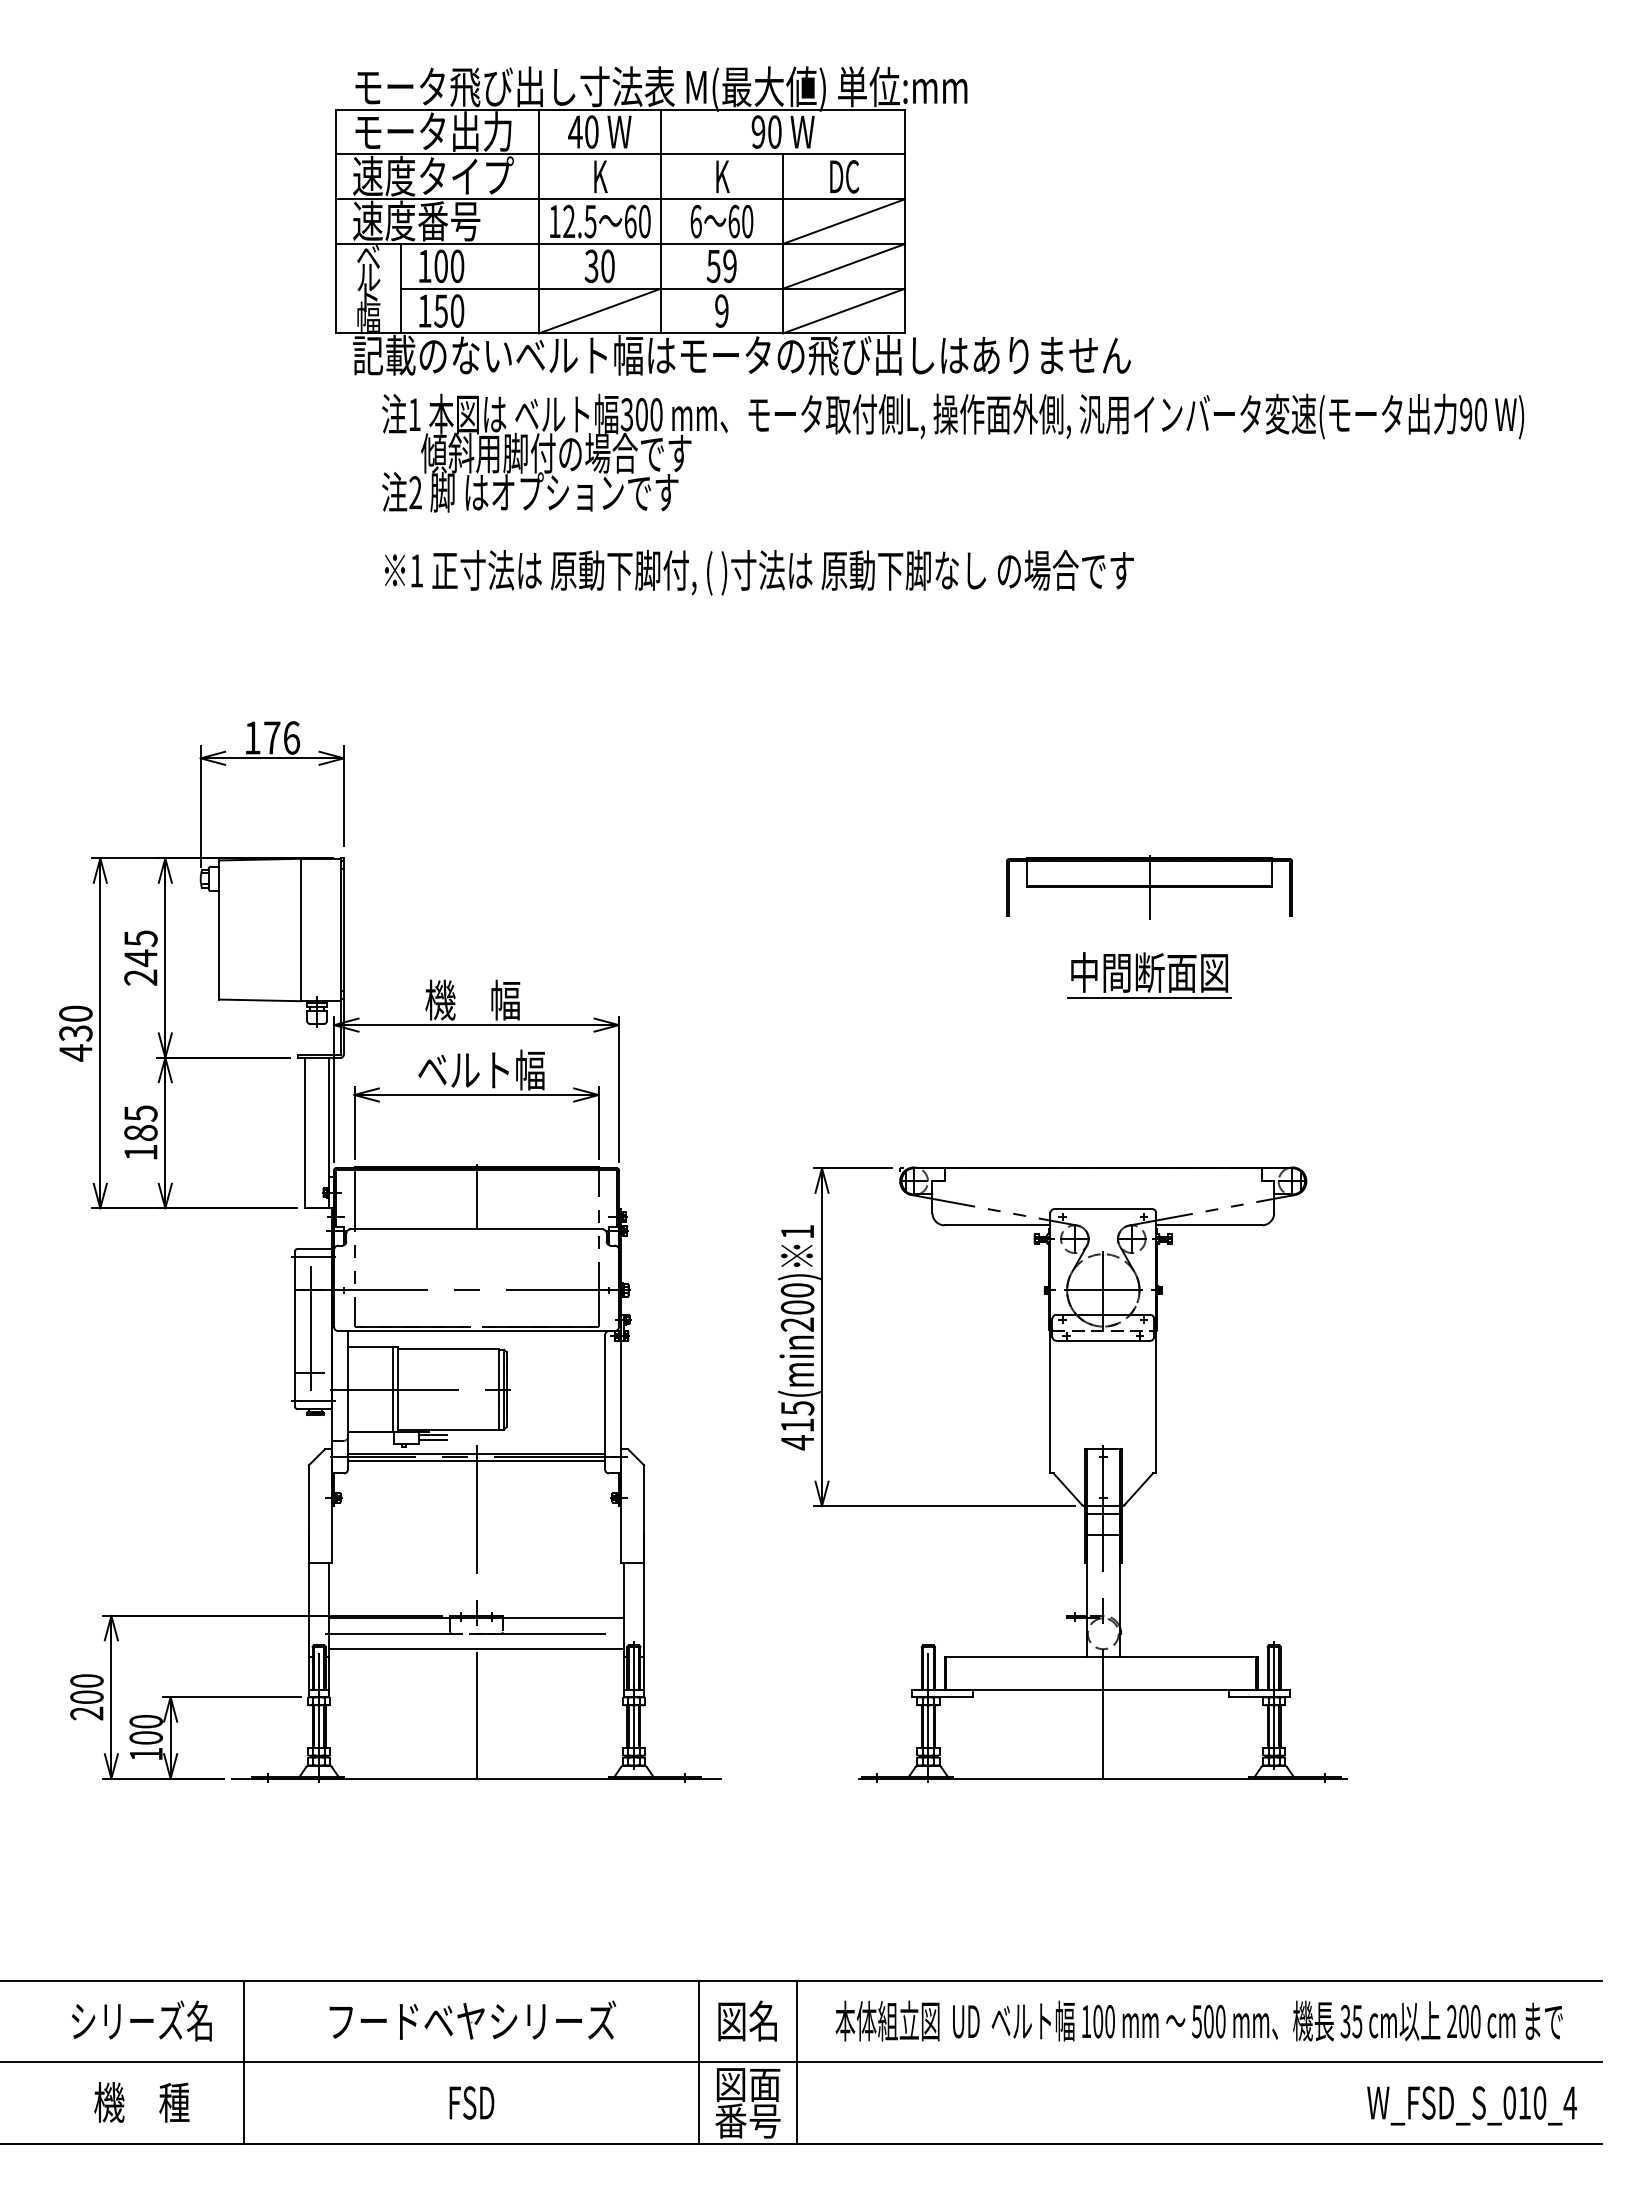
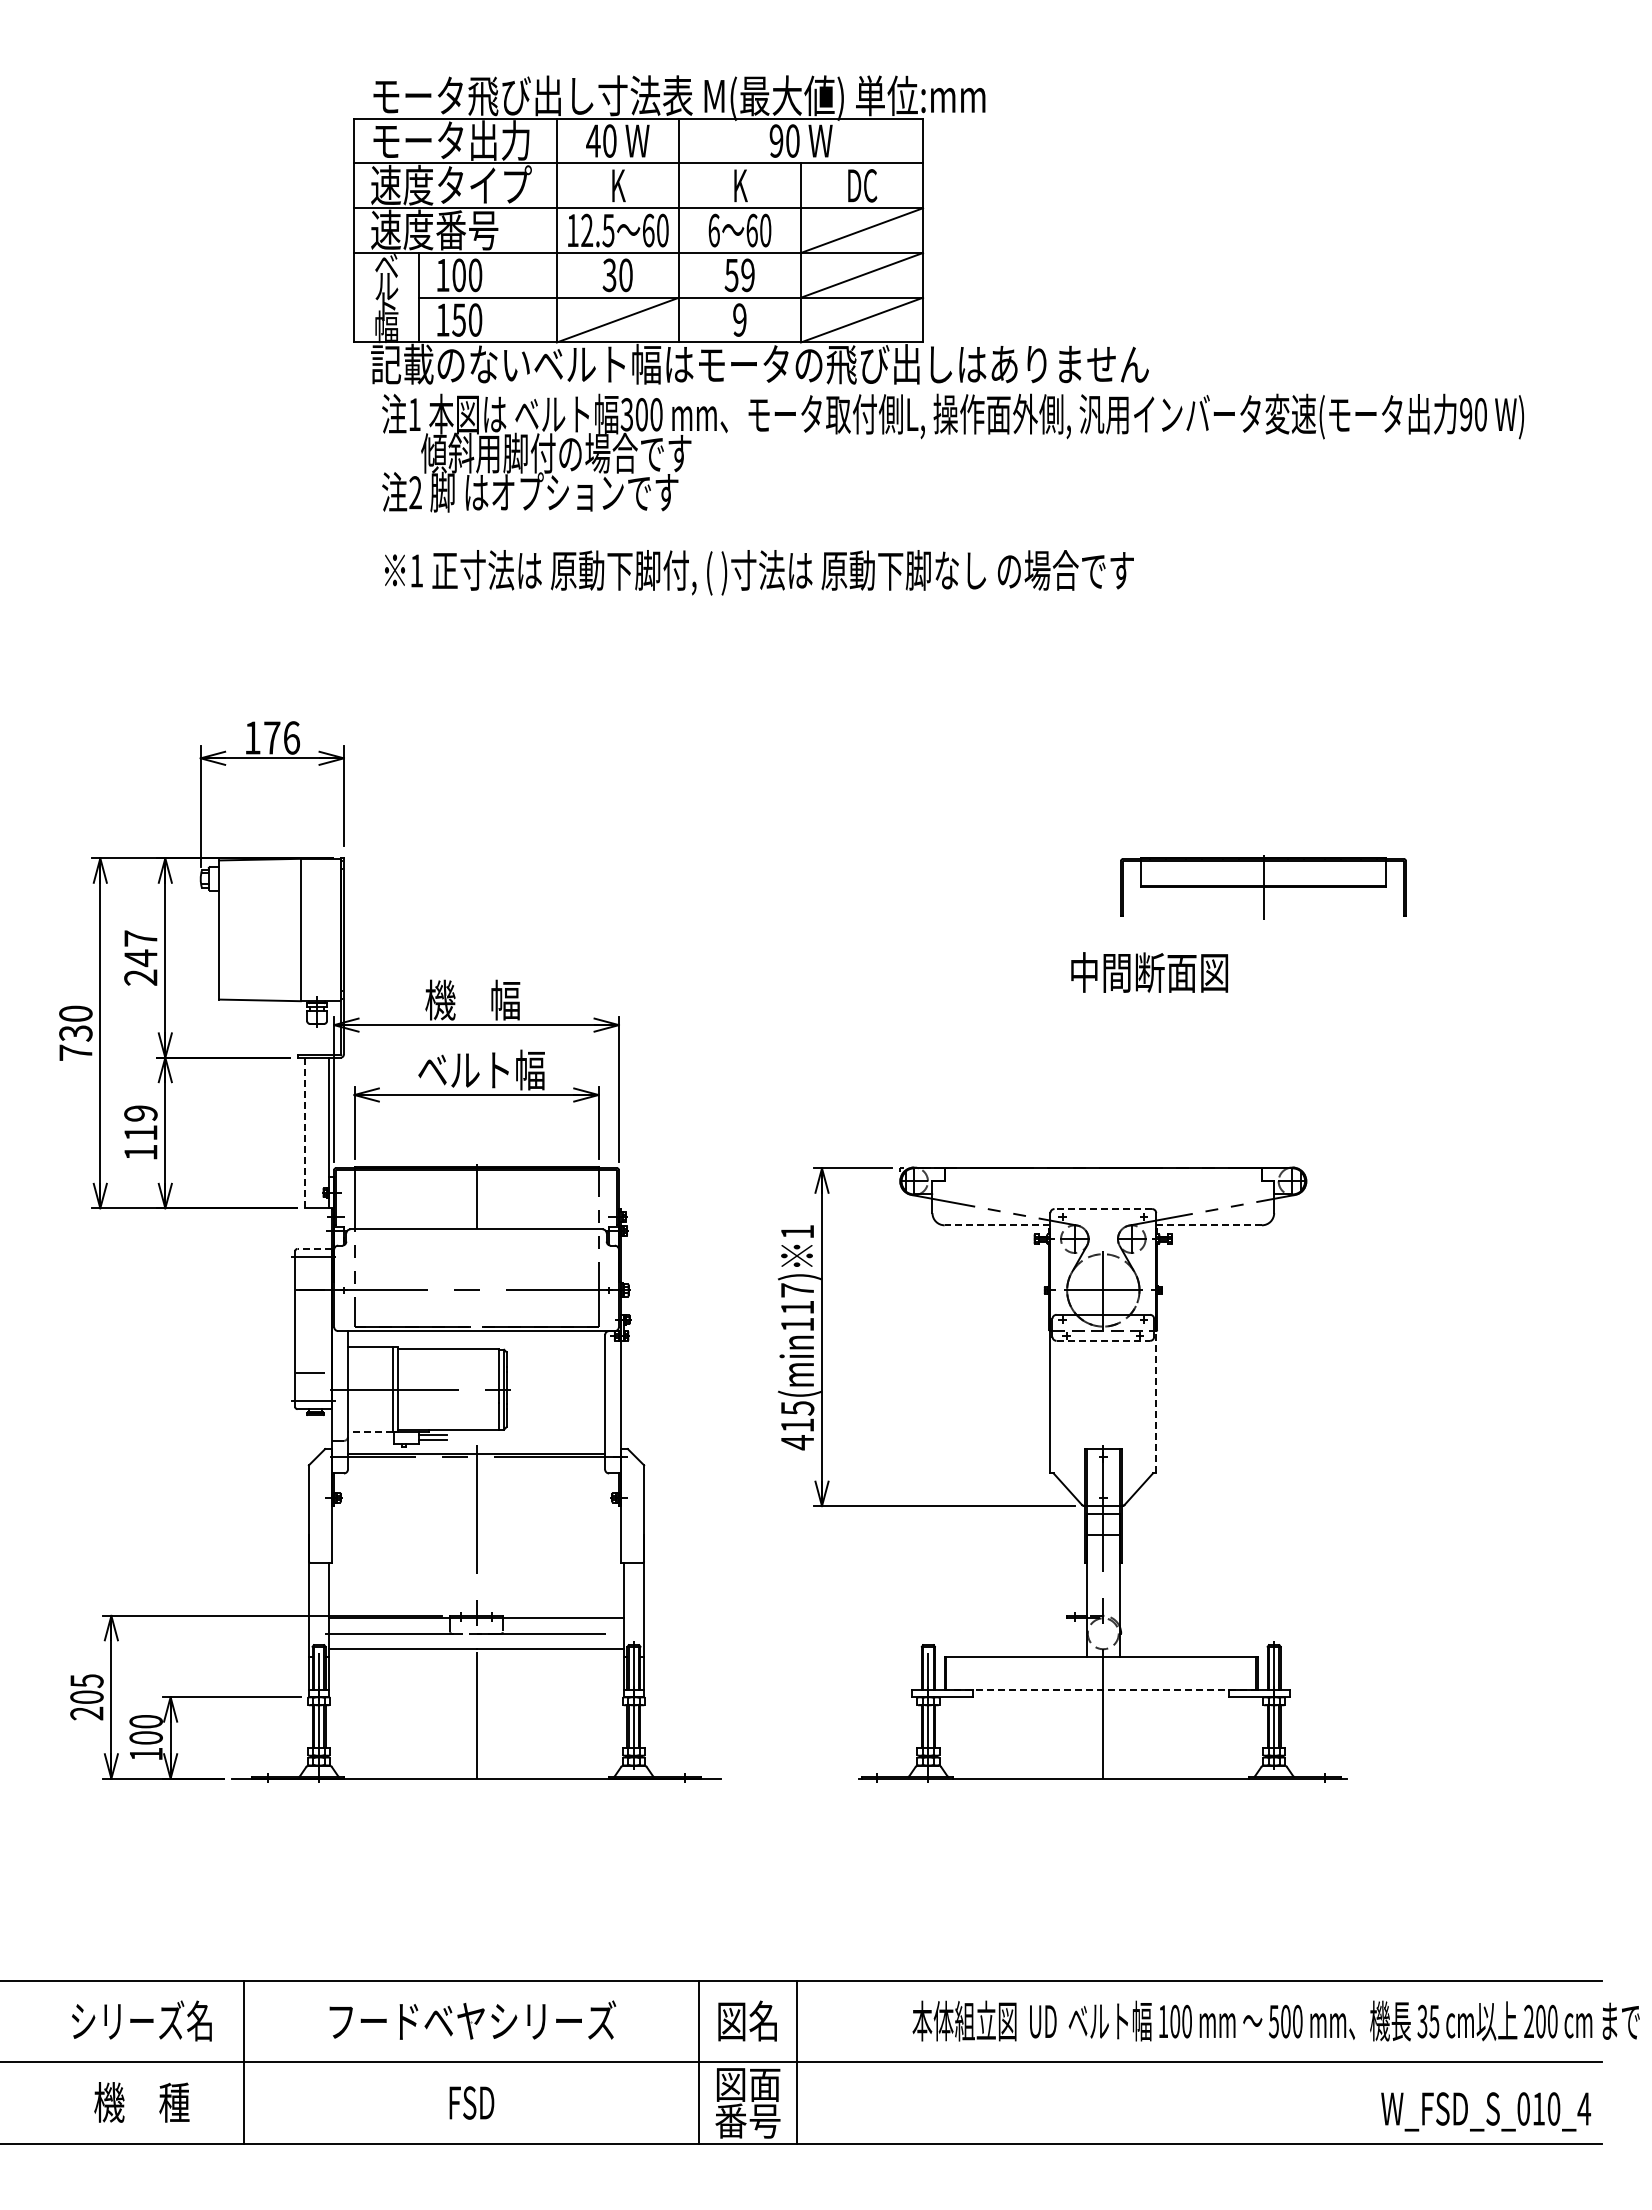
part position: (732, 220) -> (750, 229) (750, 229)
part position: (1149, 887) -> (1263, 887) (1263, 887)
text: 245 -> 247 (140, 938)
line: present -> none (1149, 997)
text: 430 -> 730 (75, 1052)
text: 185 -> 119 (140, 1123)
line: solid -> dashed (304, 1132)
line: solid -> dashed (1103, 1209)
line: solid -> dashed (997, 1225)
line: solid -> dashed (1209, 1225)
line: solid -> dashed (314, 1248)
text: 415(min200) -> 415(min117) (797, 1307)
line: present -> none (310, 1328)
line: solid -> dashed (1103, 1340)
line: solid -> dashed (1156, 1401)
line: solid -> dashed (369, 1431)
line: present -> none (476, 1460)
text: 200 -> 205 (86, 1681)
line: solid -> dashed (1101, 1689)
text position: (1198, 2020) -> (1275, 2020) (1275, 2020)
text position: (1472, 2105) -> (1486, 2111) (1486, 2111)
